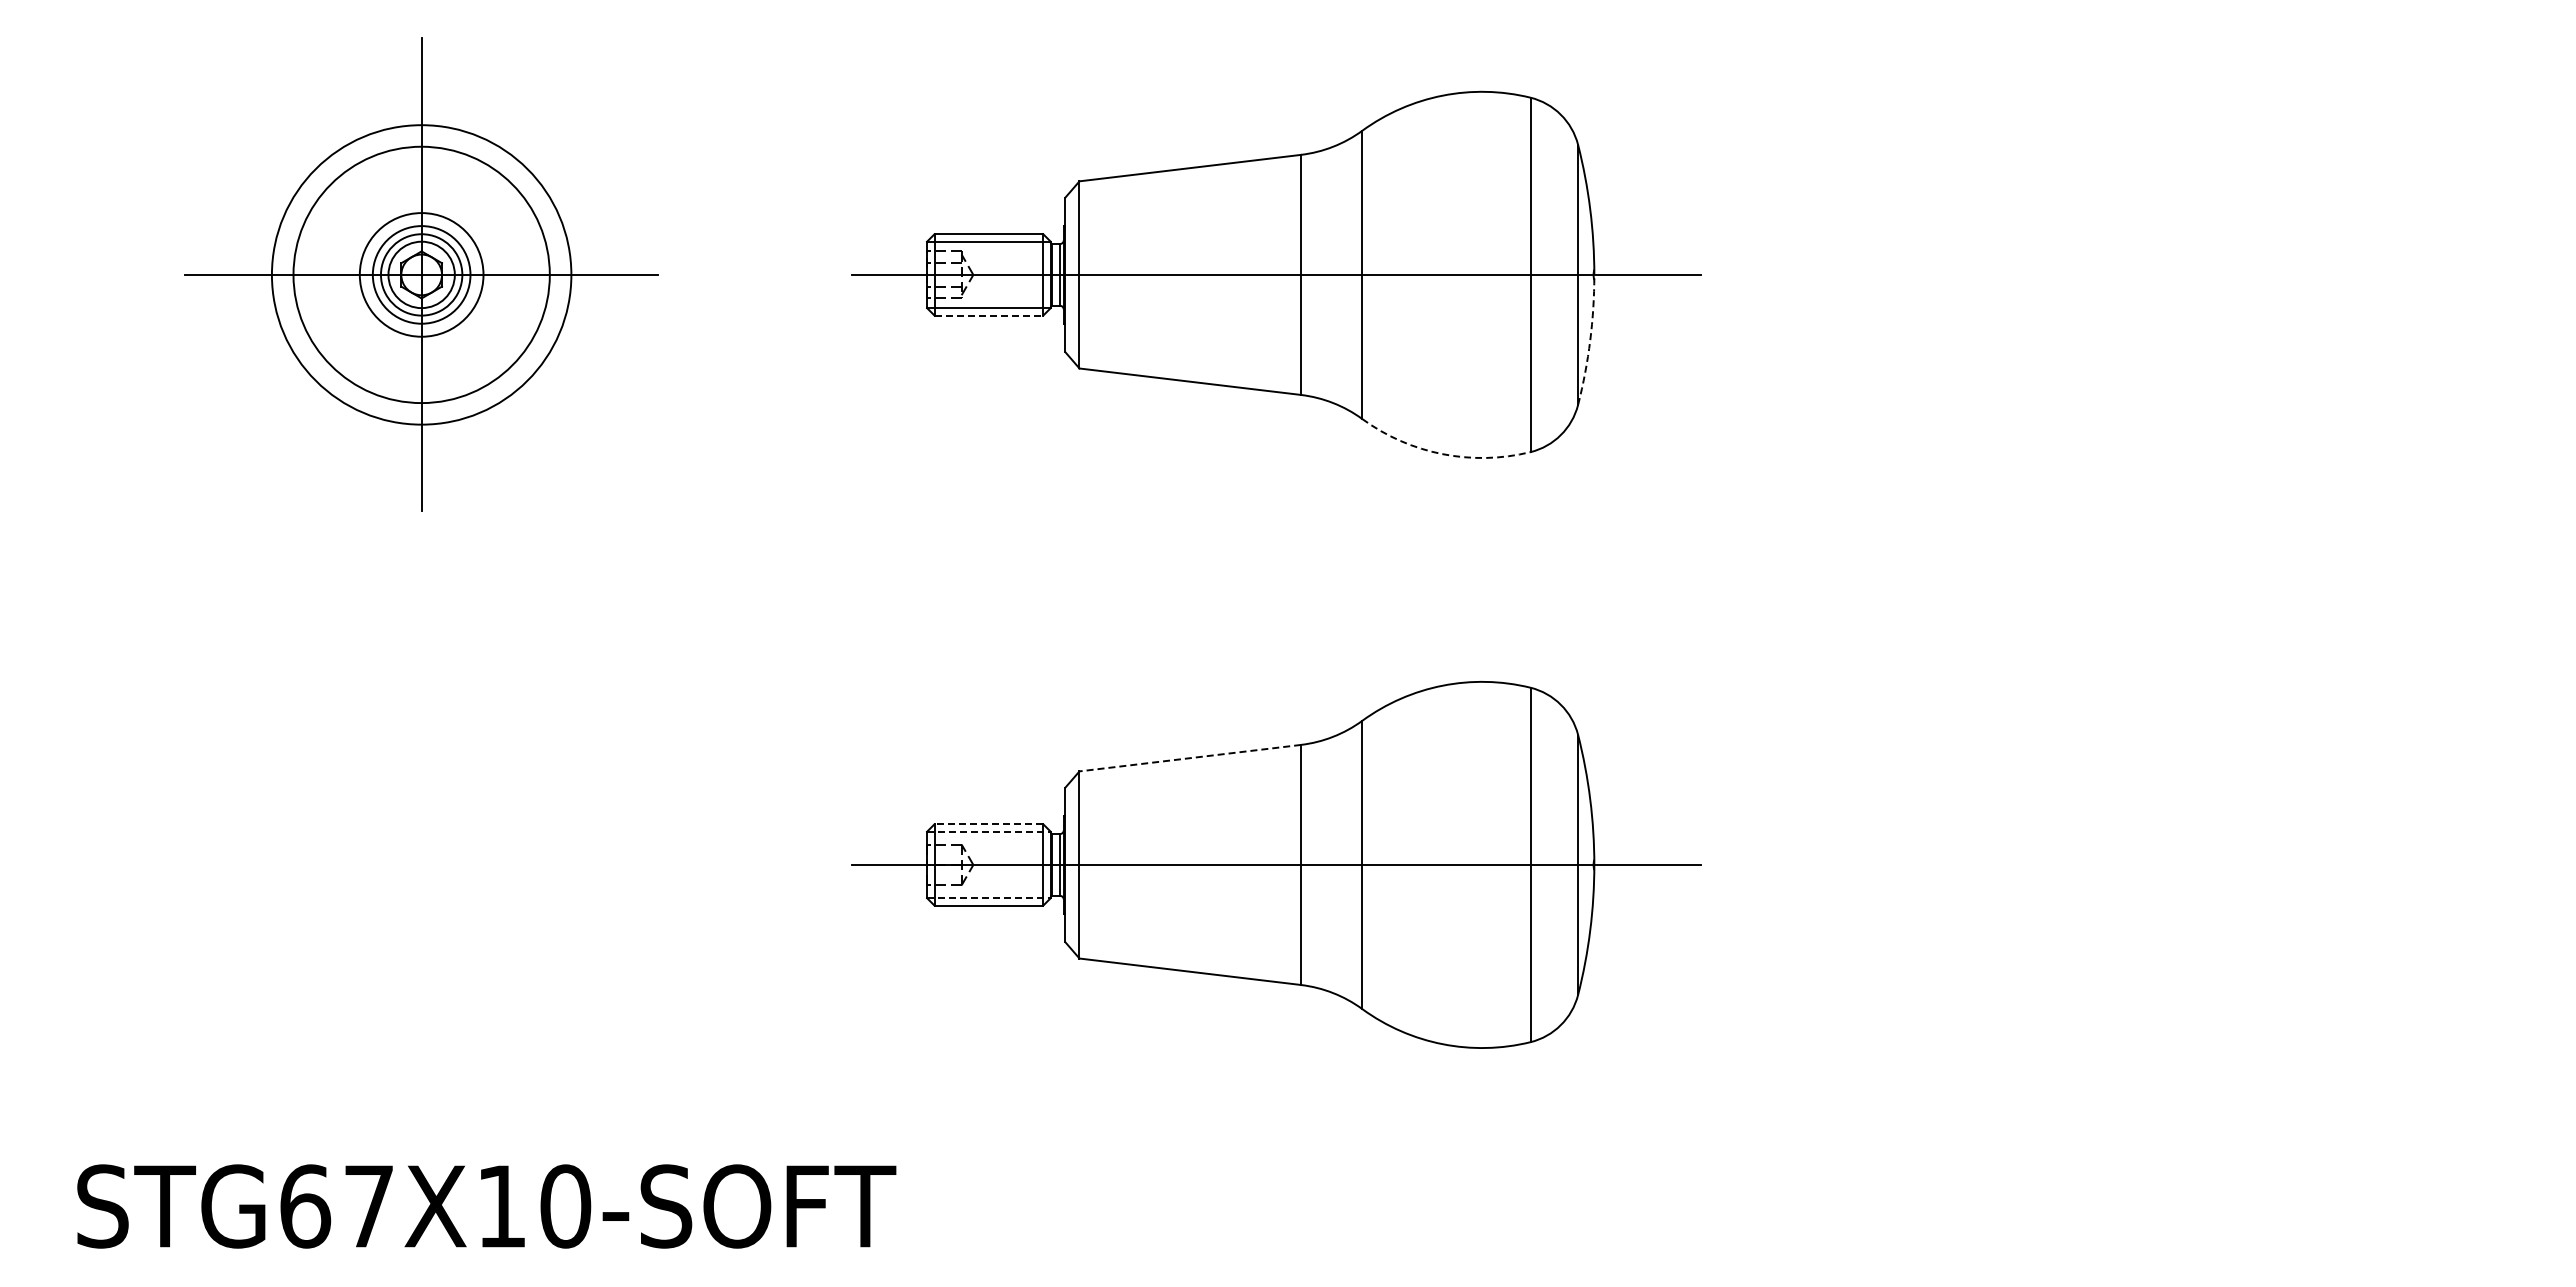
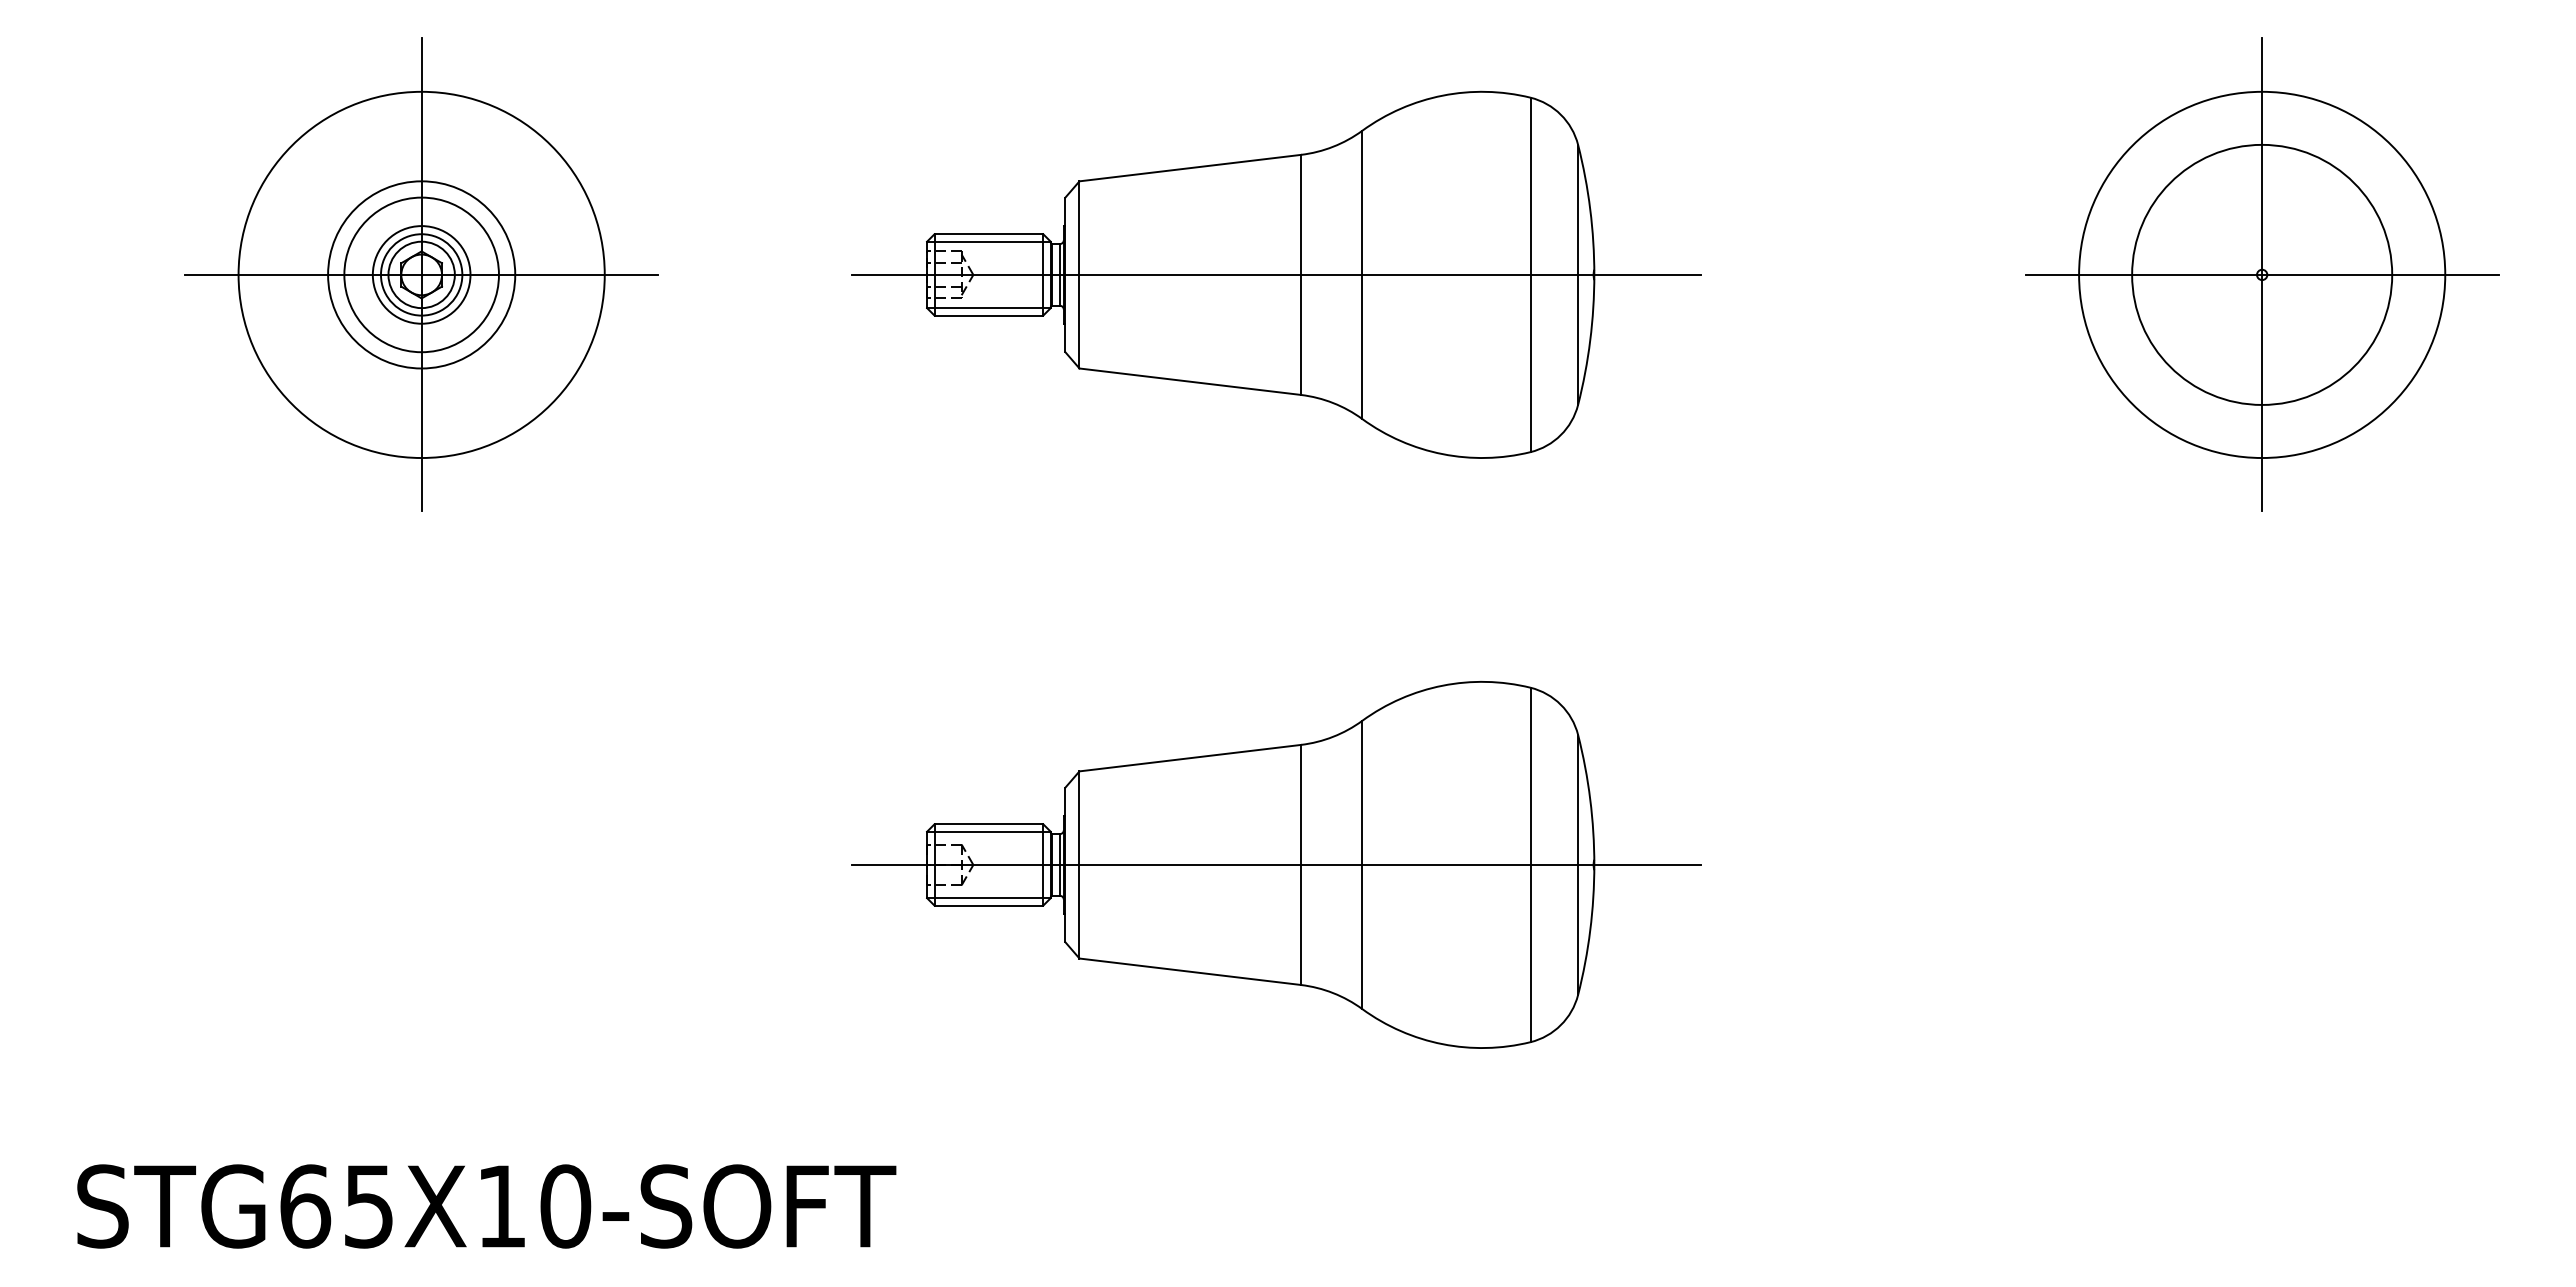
circle diameter: 124 px -> 155 px (421, 274)
circle diameter: 256 px -> 366 px (421, 274)
circle diameter: 299 px -> 187 px (421, 274)
part: none -> present (2262, 274)
line: dashed -> solid (989, 315)
arc: dashed -> solid (1590, 340)
arc: dashed -> solid (1442, 454)
line: dashed -> solid (1190, 758)
line: dashed -> solid (988, 824)
line: dashed -> solid (988, 831)
line: dashed -> solid (988, 898)
text: STG67X10-SOFT -> STG65X10-SOFT (368, 1206)
